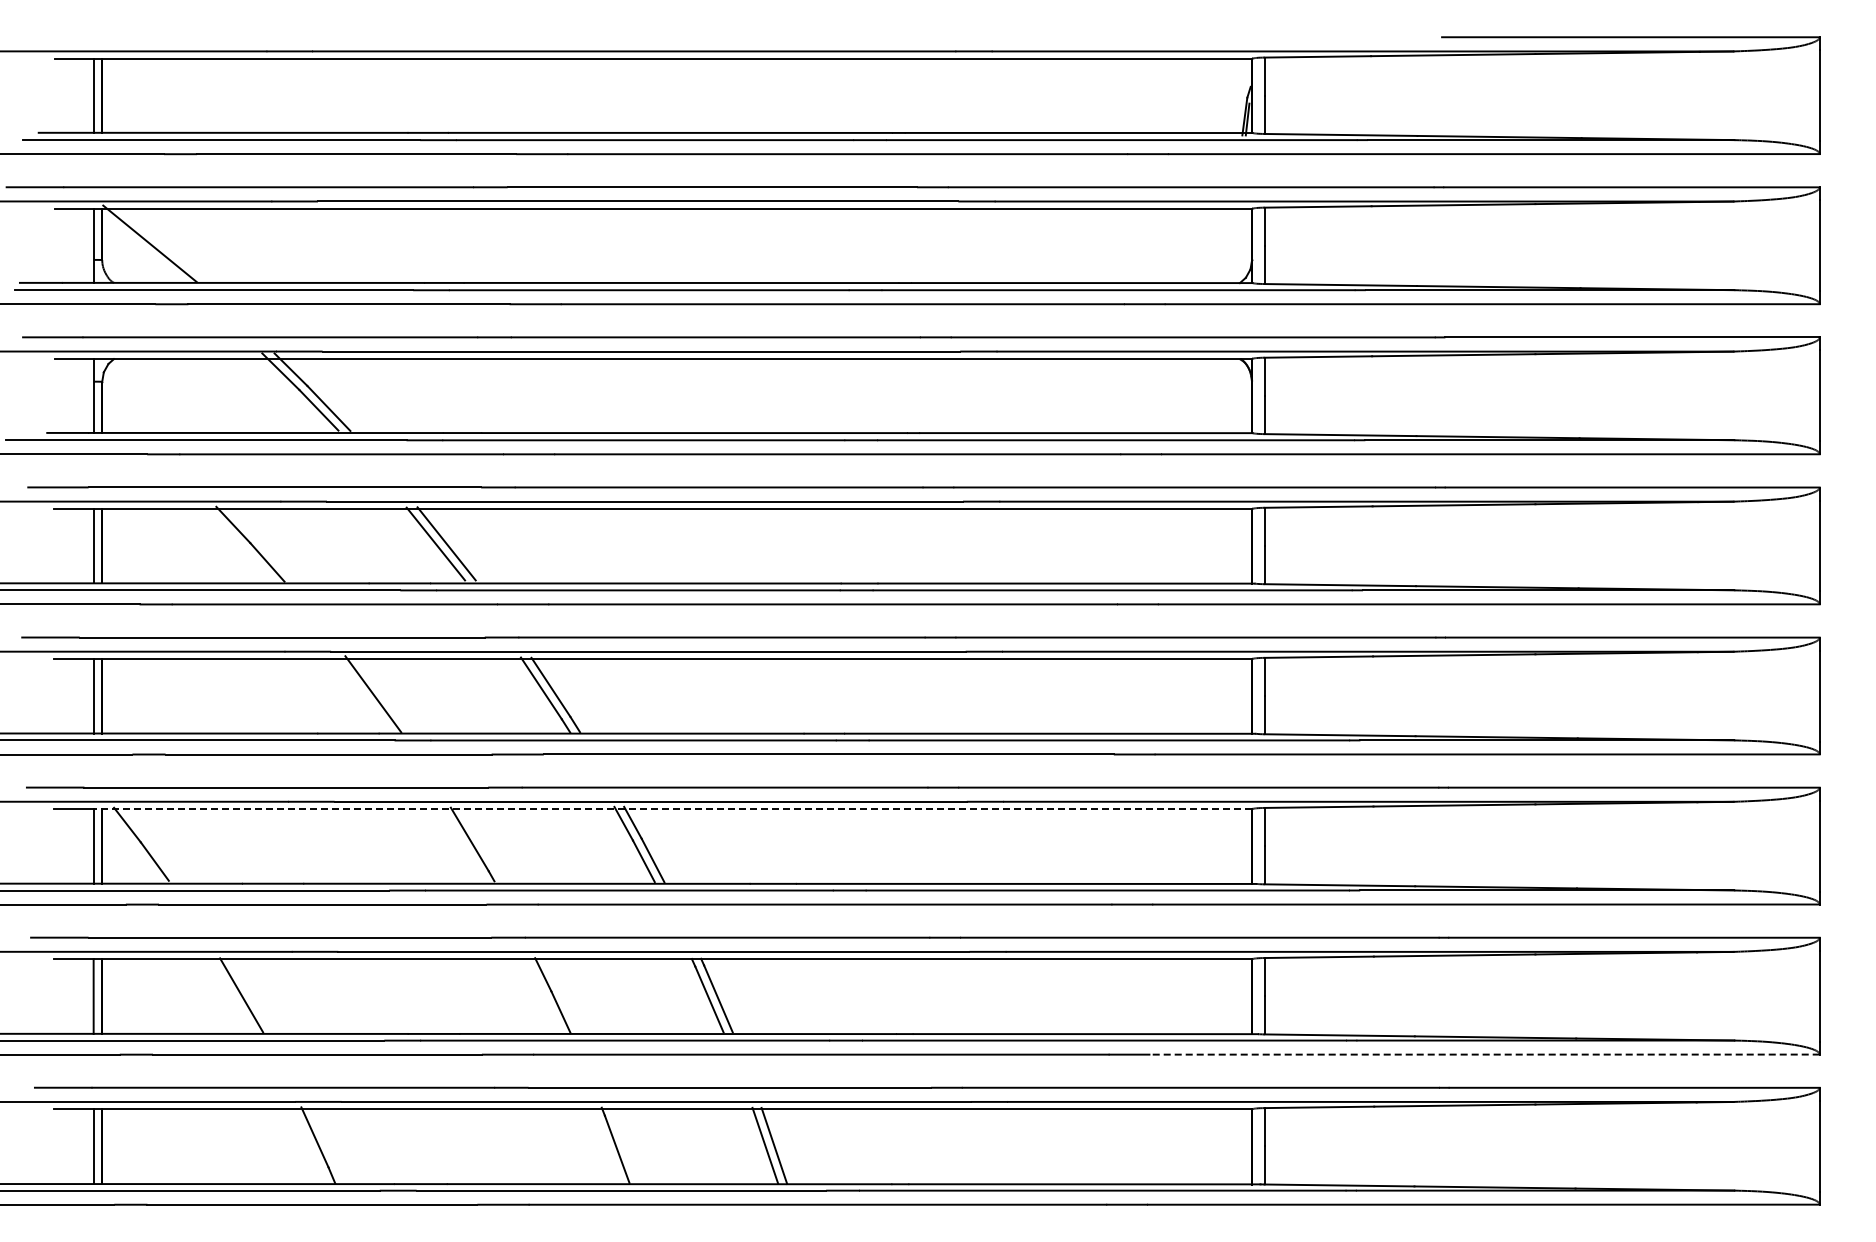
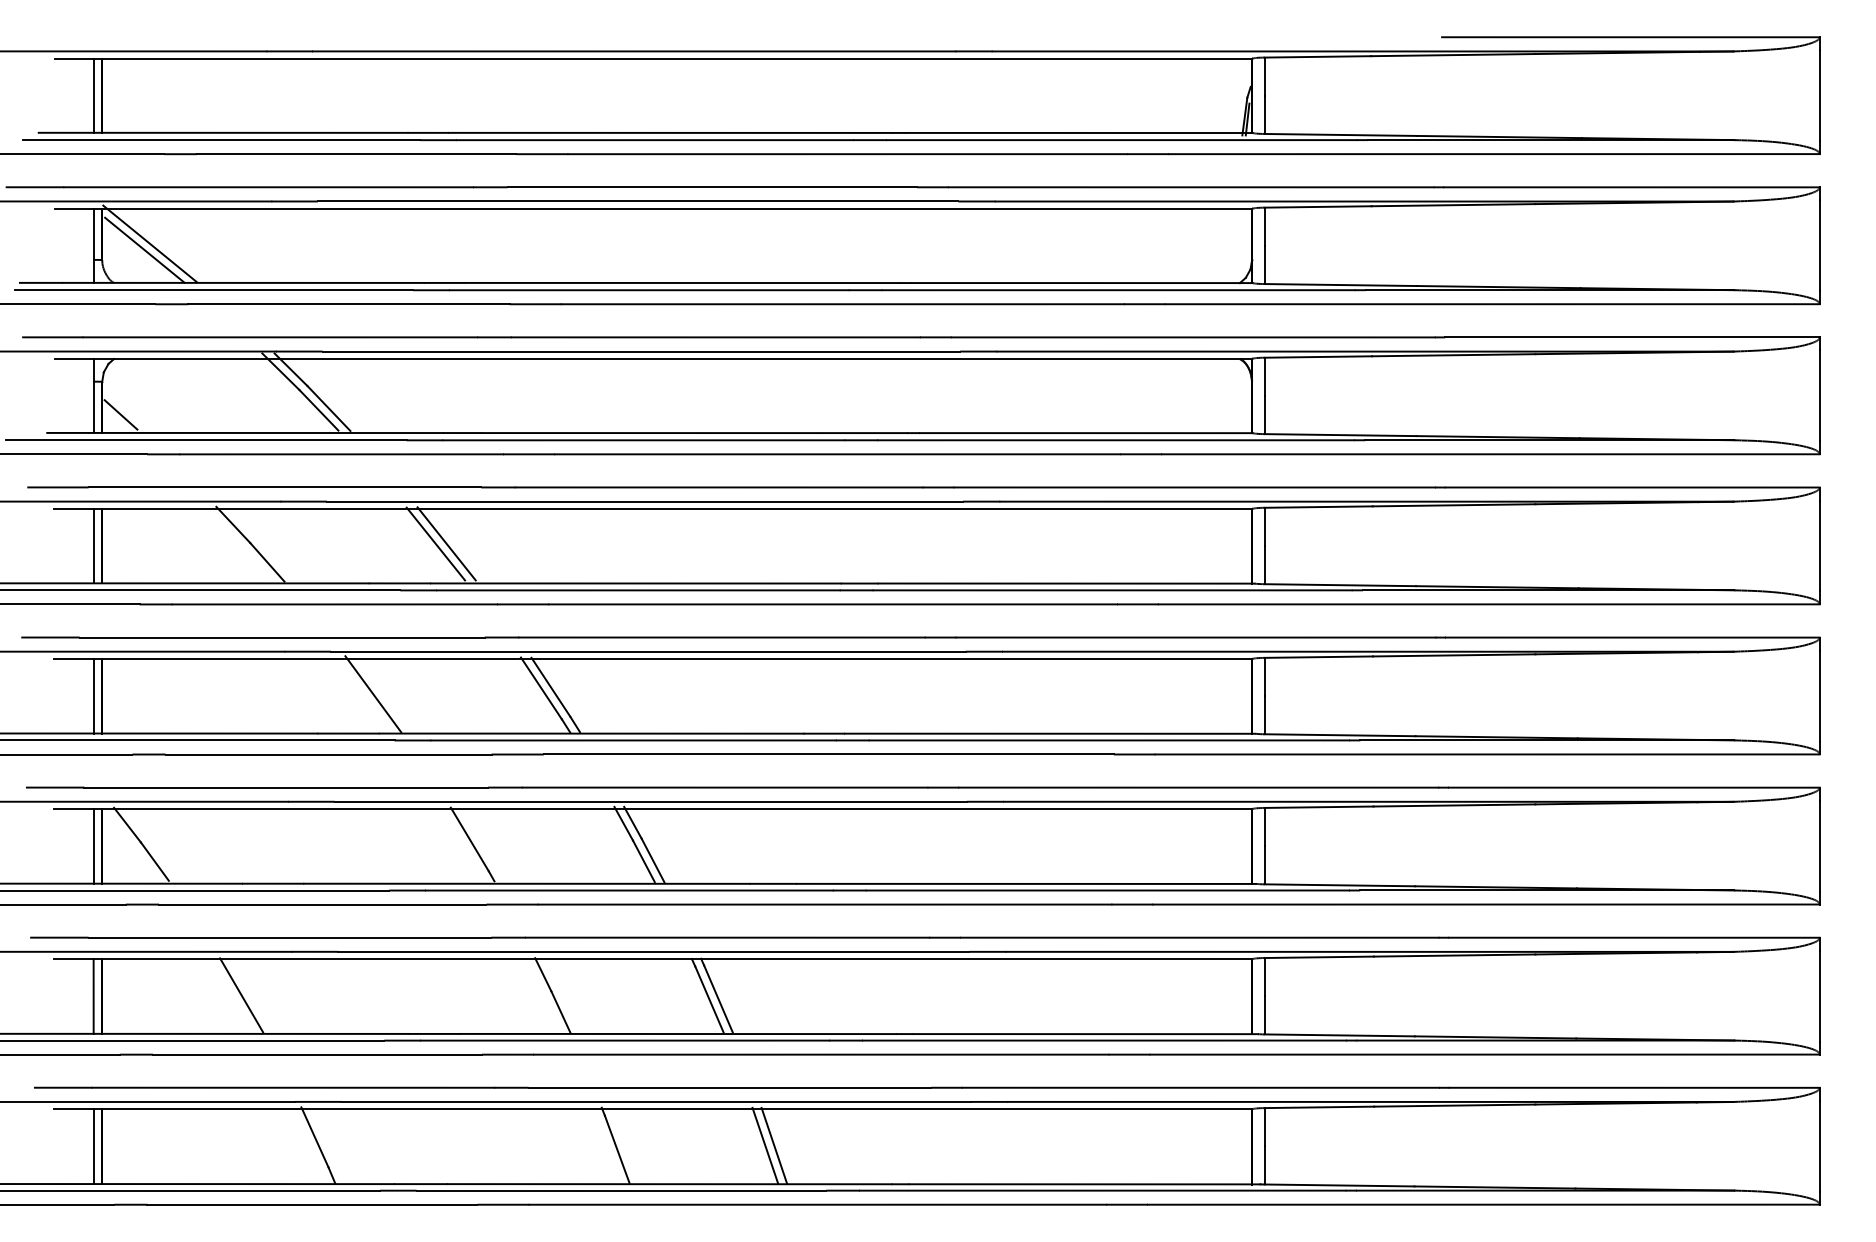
line: none -> present (144, 249)
line: none -> present (120, 414)
line: dashed -> solid (672, 809)
line: dashed -> solid (1485, 1054)
